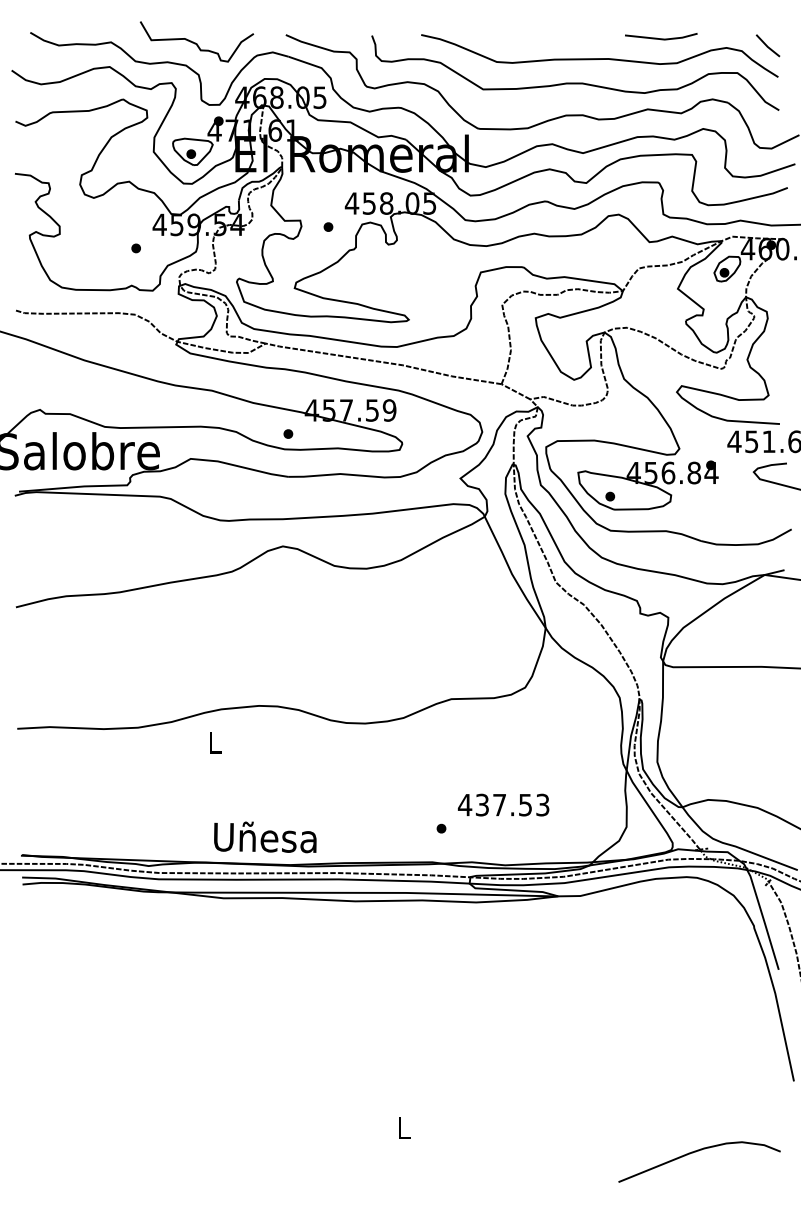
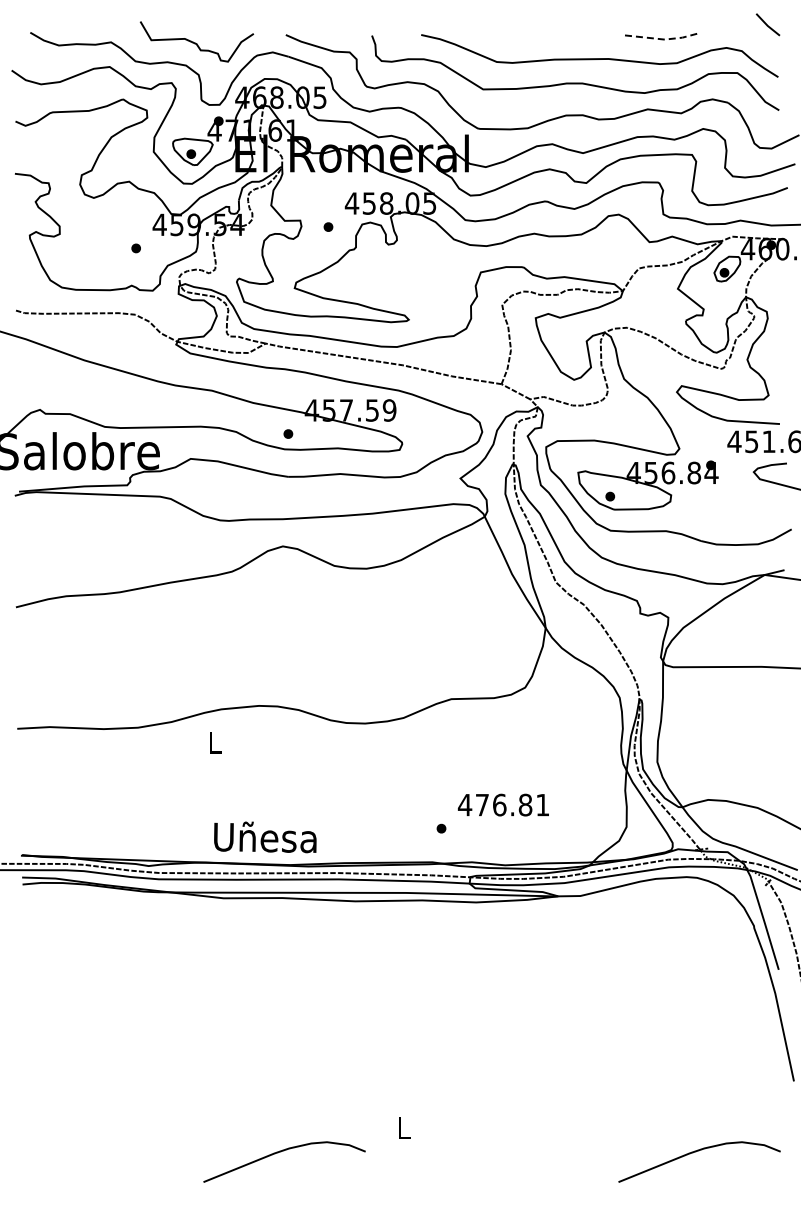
line: solid -> dashed (662, 39)
line position: (767, 45) -> (767, 24) (767, 24)
text: 437.53 -> 476.81 (512, 804)
curve: none -> present (281, 1152)
